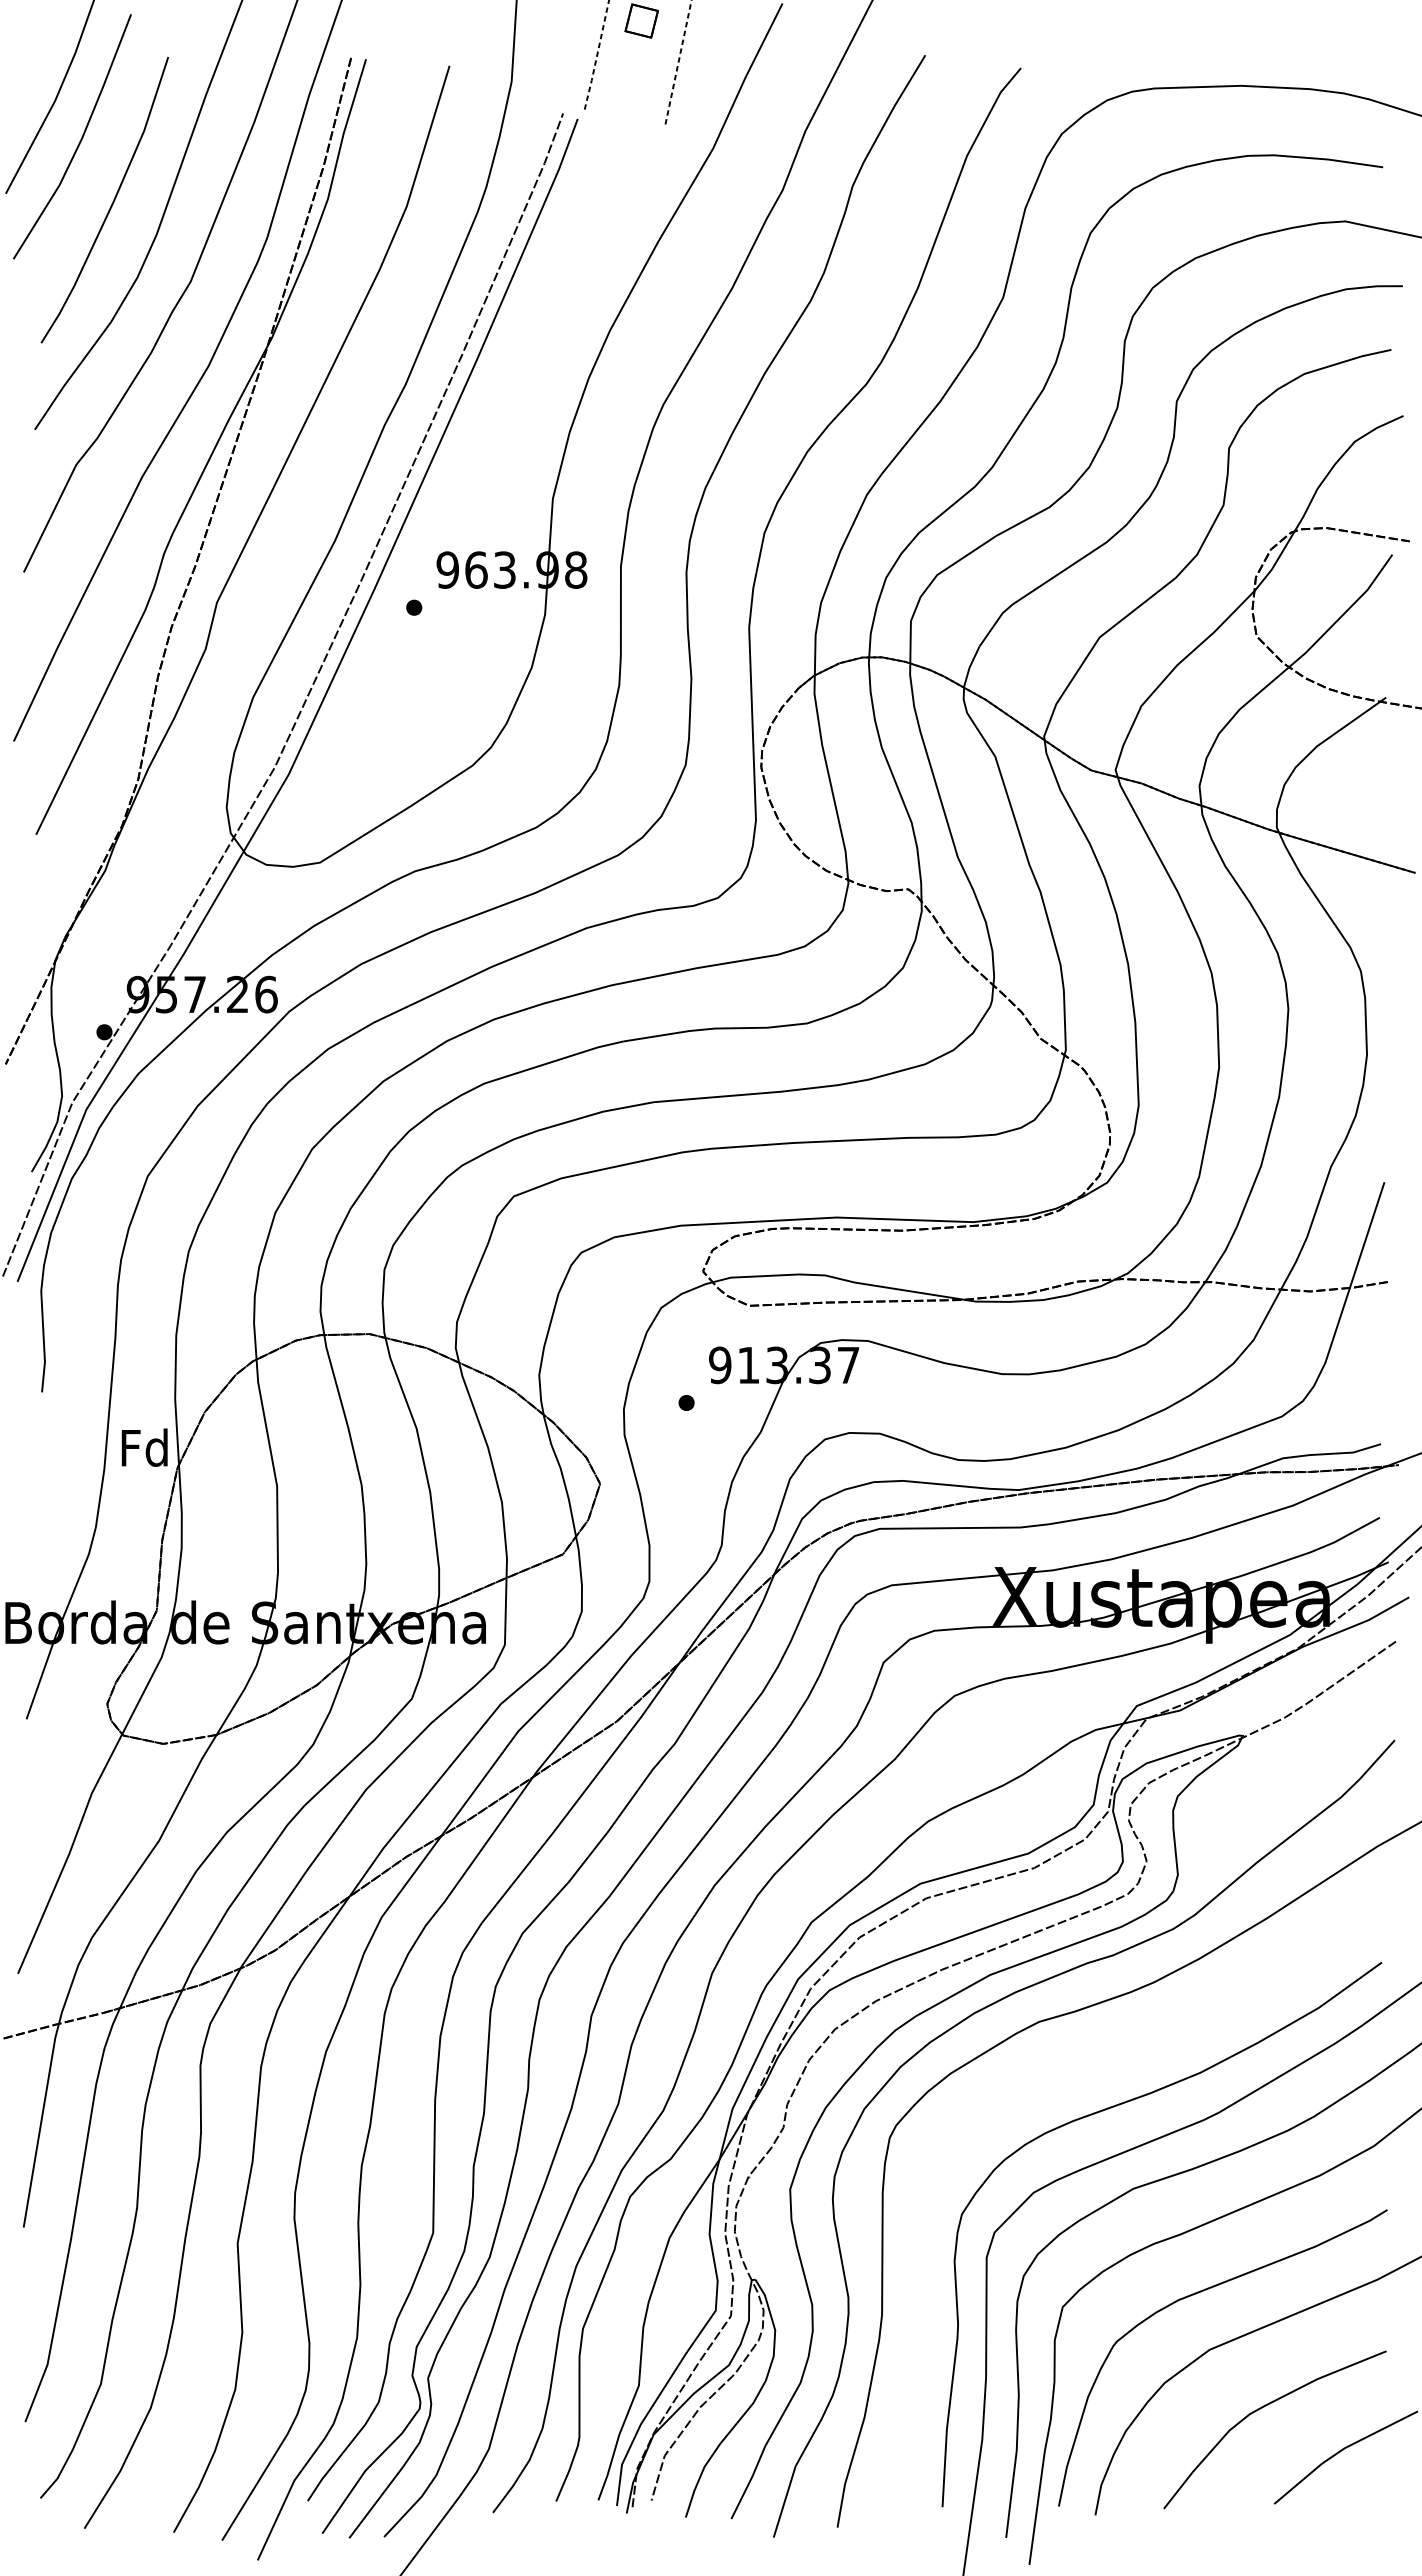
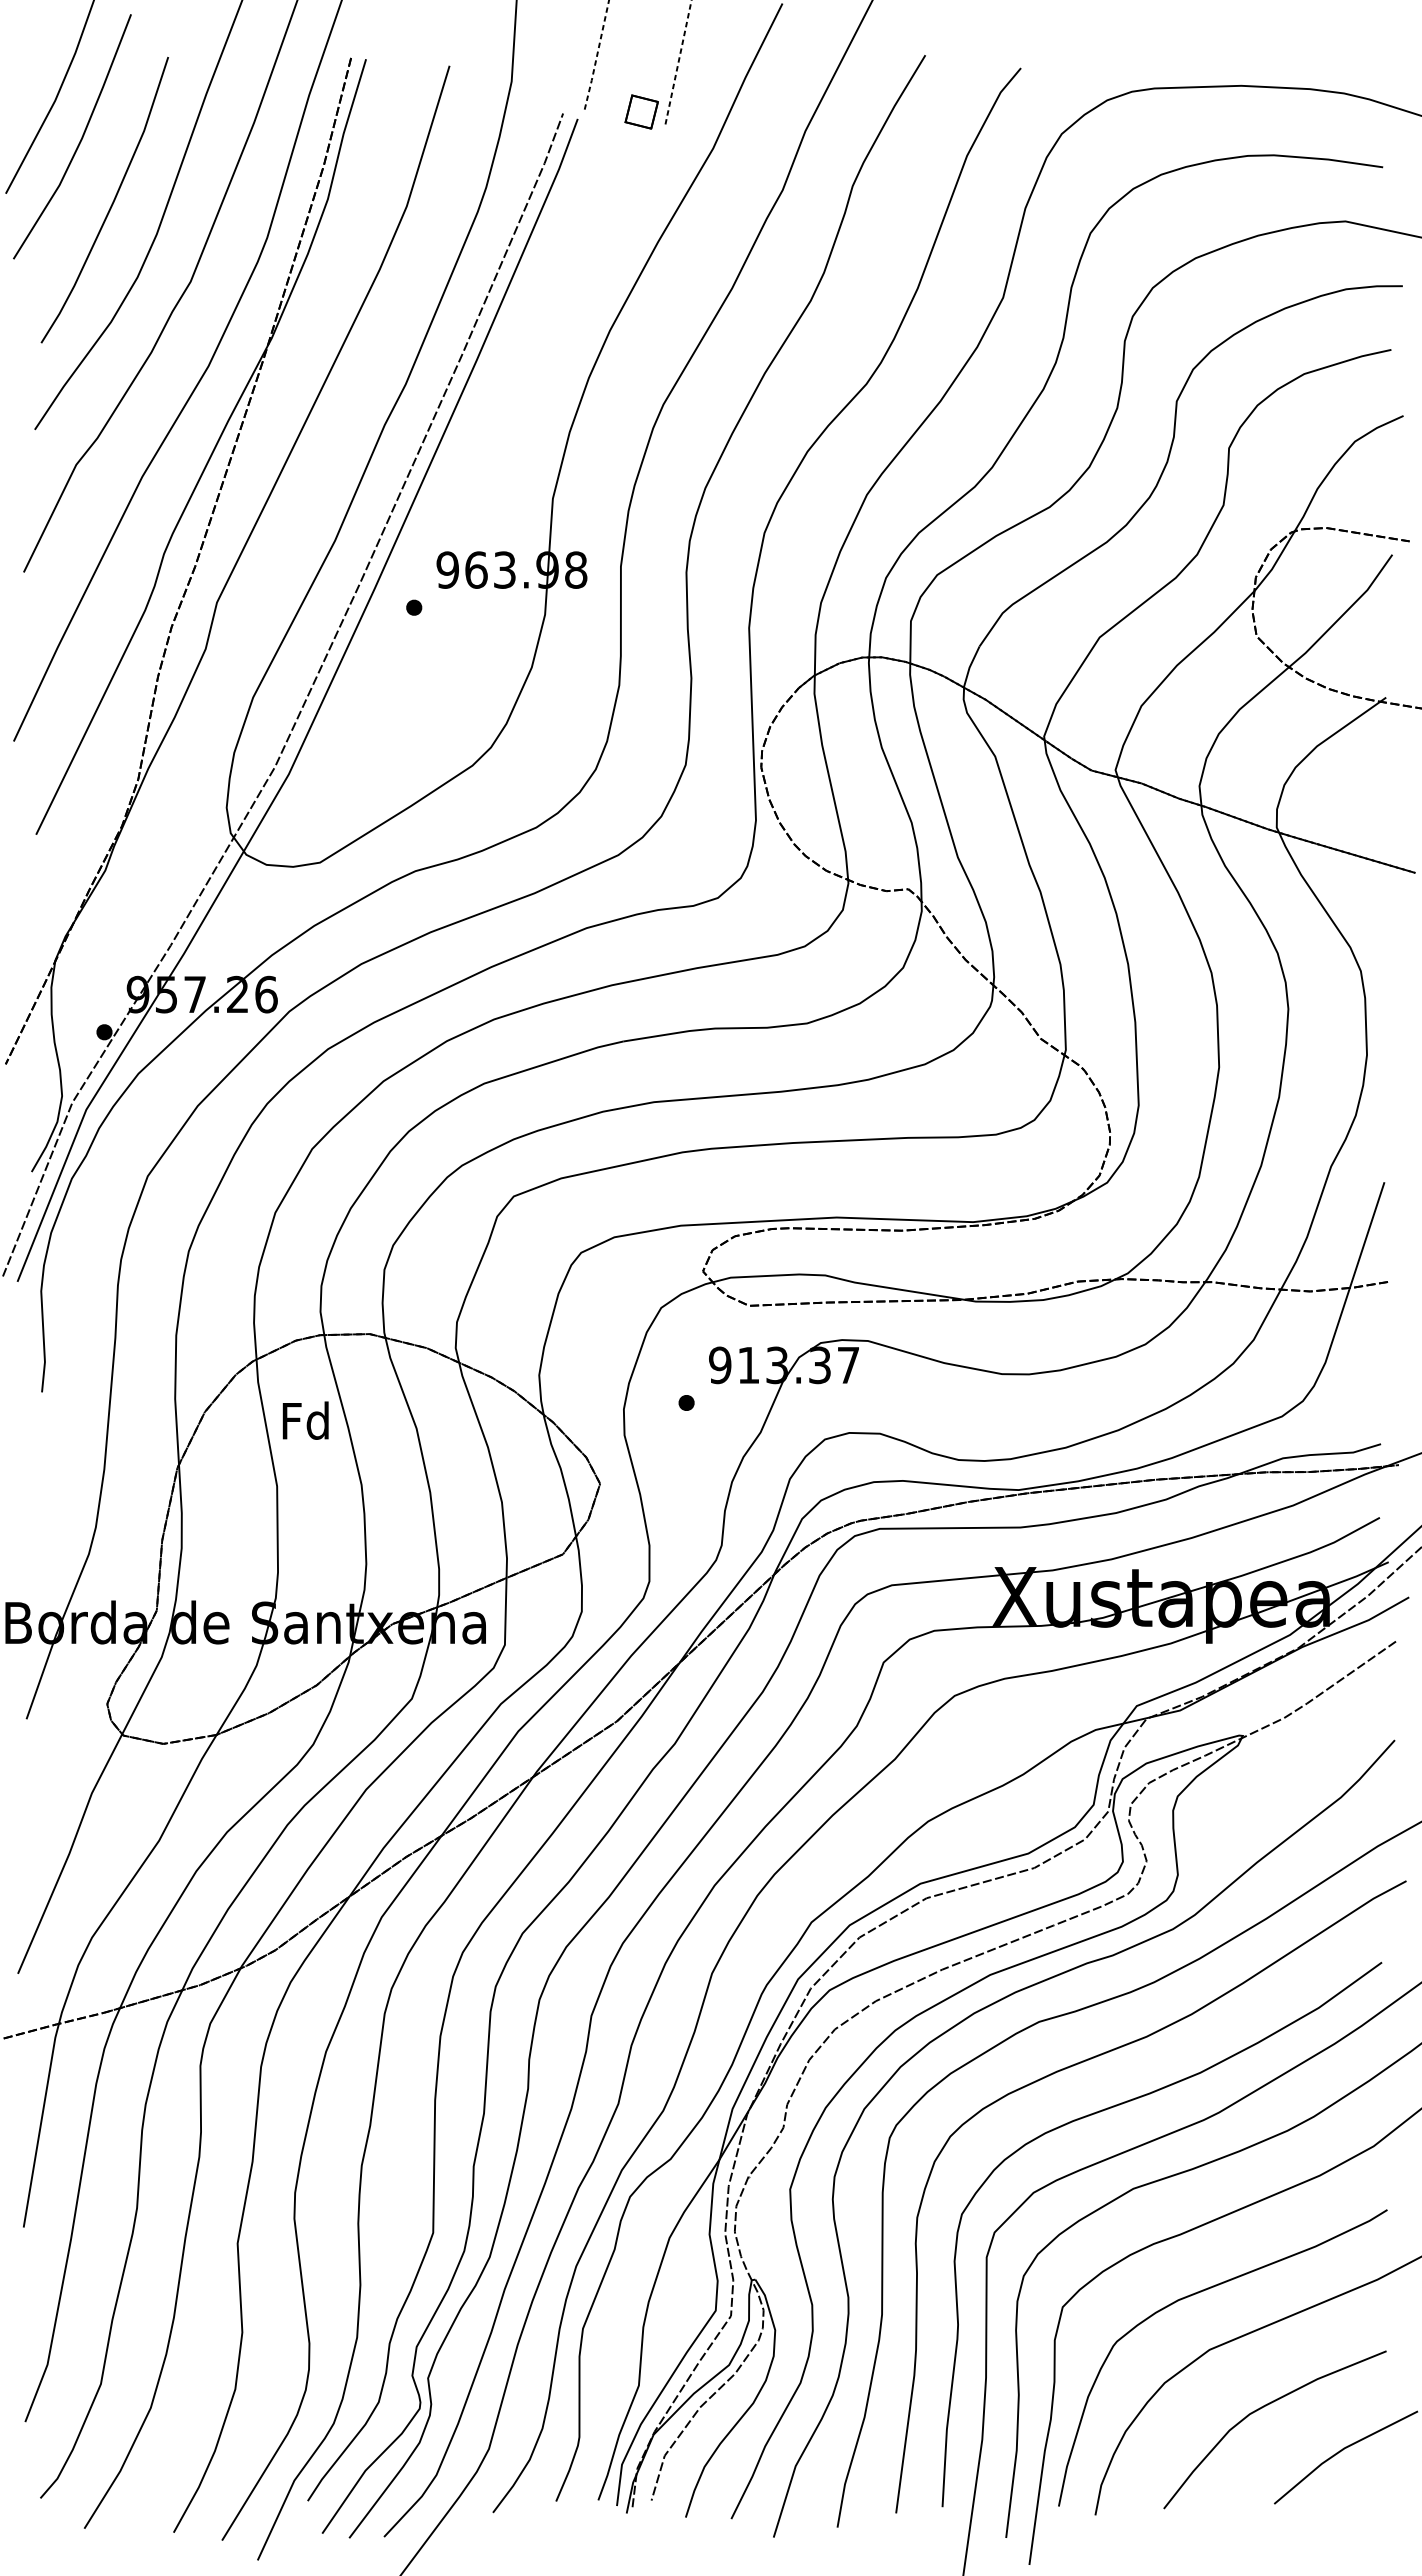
part position: (641, 20) -> (641, 111) (641, 111)
text position: (144, 1447) -> (305, 1420) (305, 1420)
curve: none -> present (1094, 2058)
